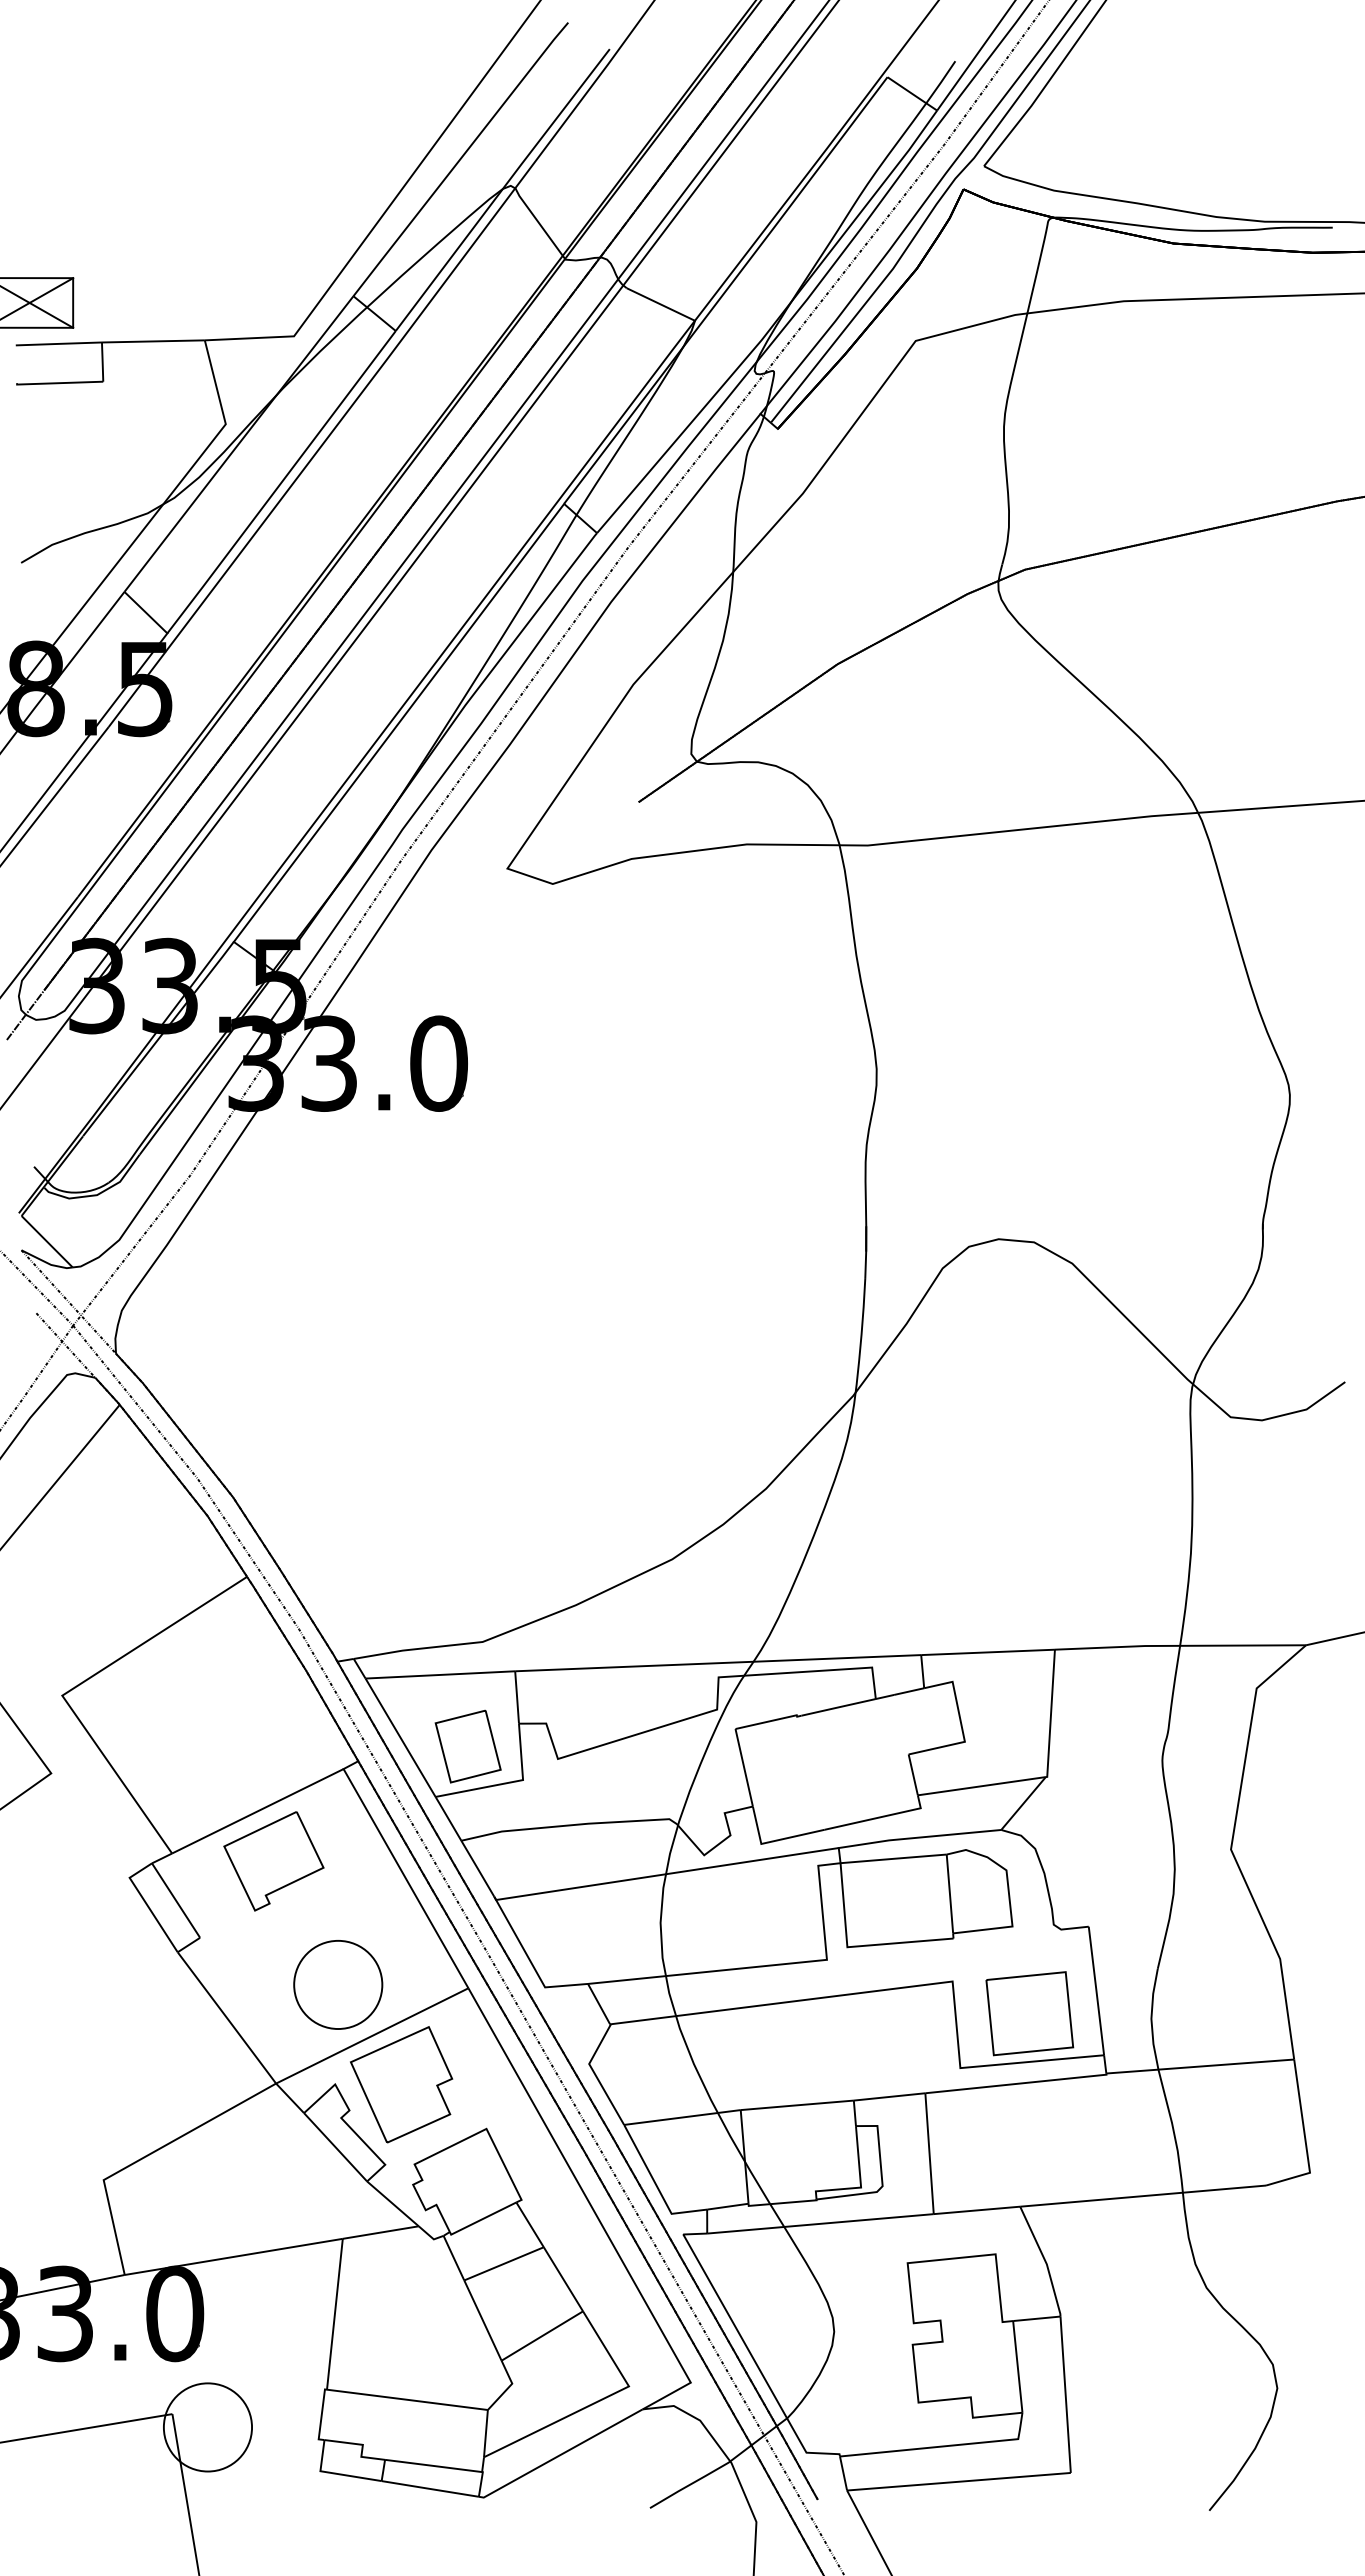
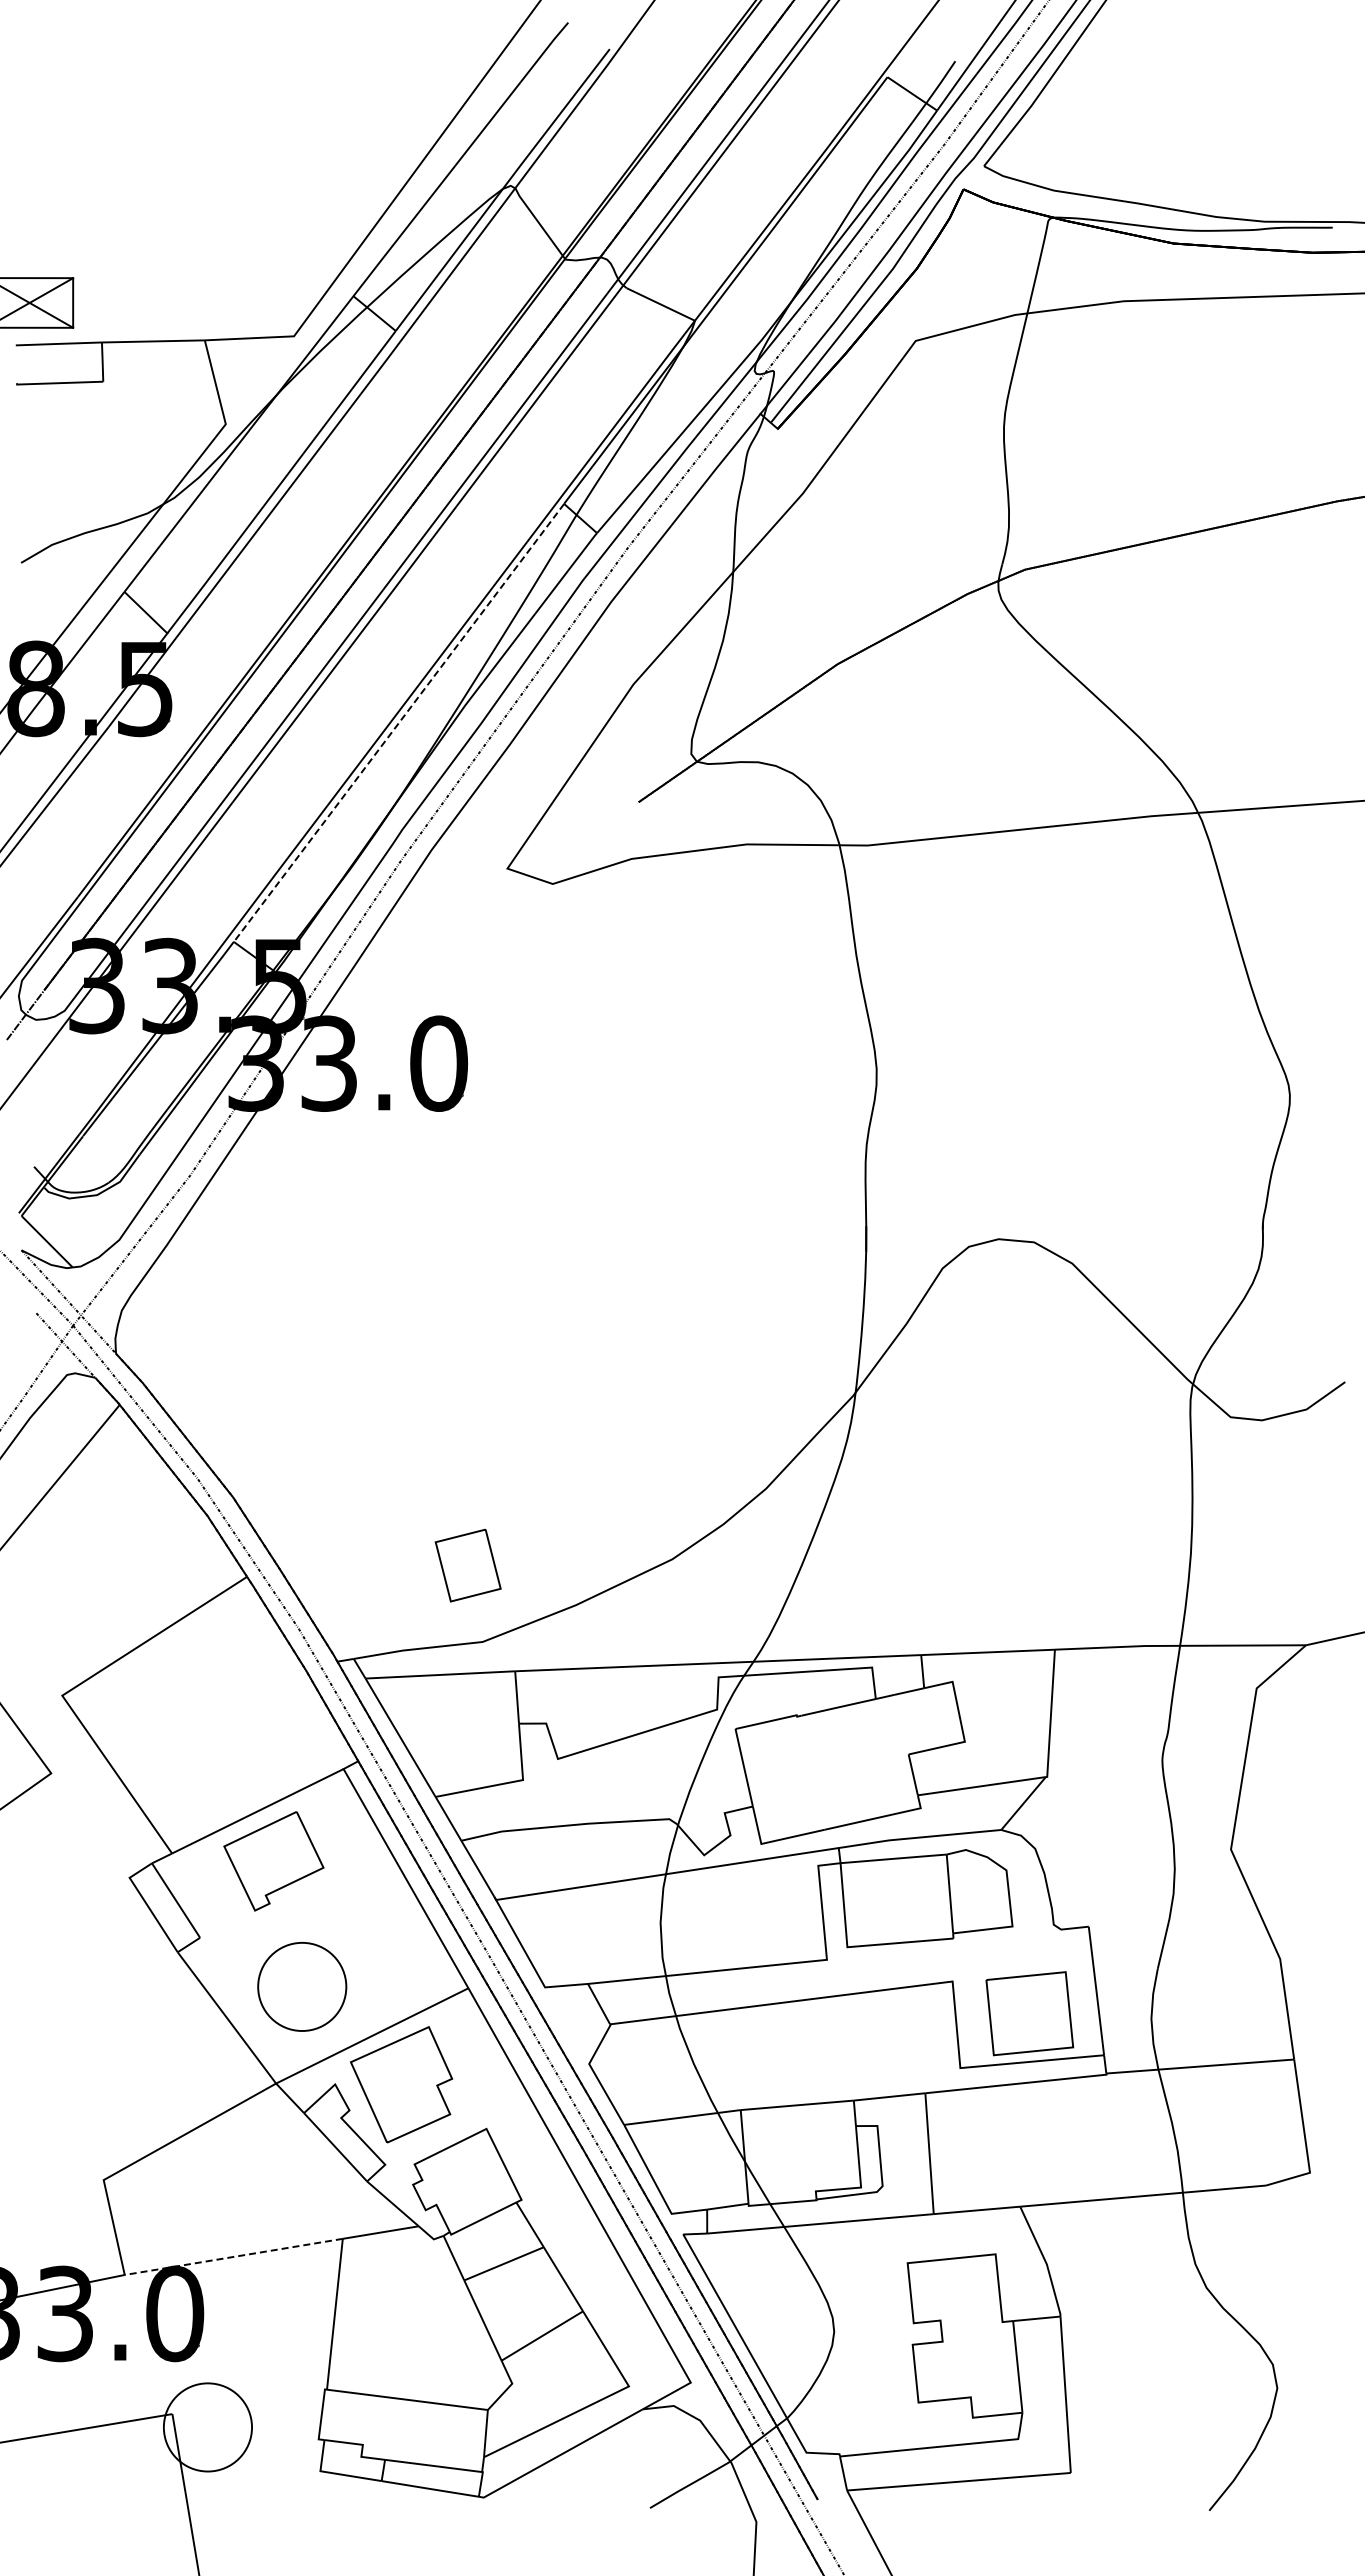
line: solid -> dashed (398, 723)
part position: (467, 1746) -> (467, 1565) (467, 1565)
part position: (338, 1984) -> (302, 1986) (302, 1986)
line: solid -> dashed (232, 2257)
